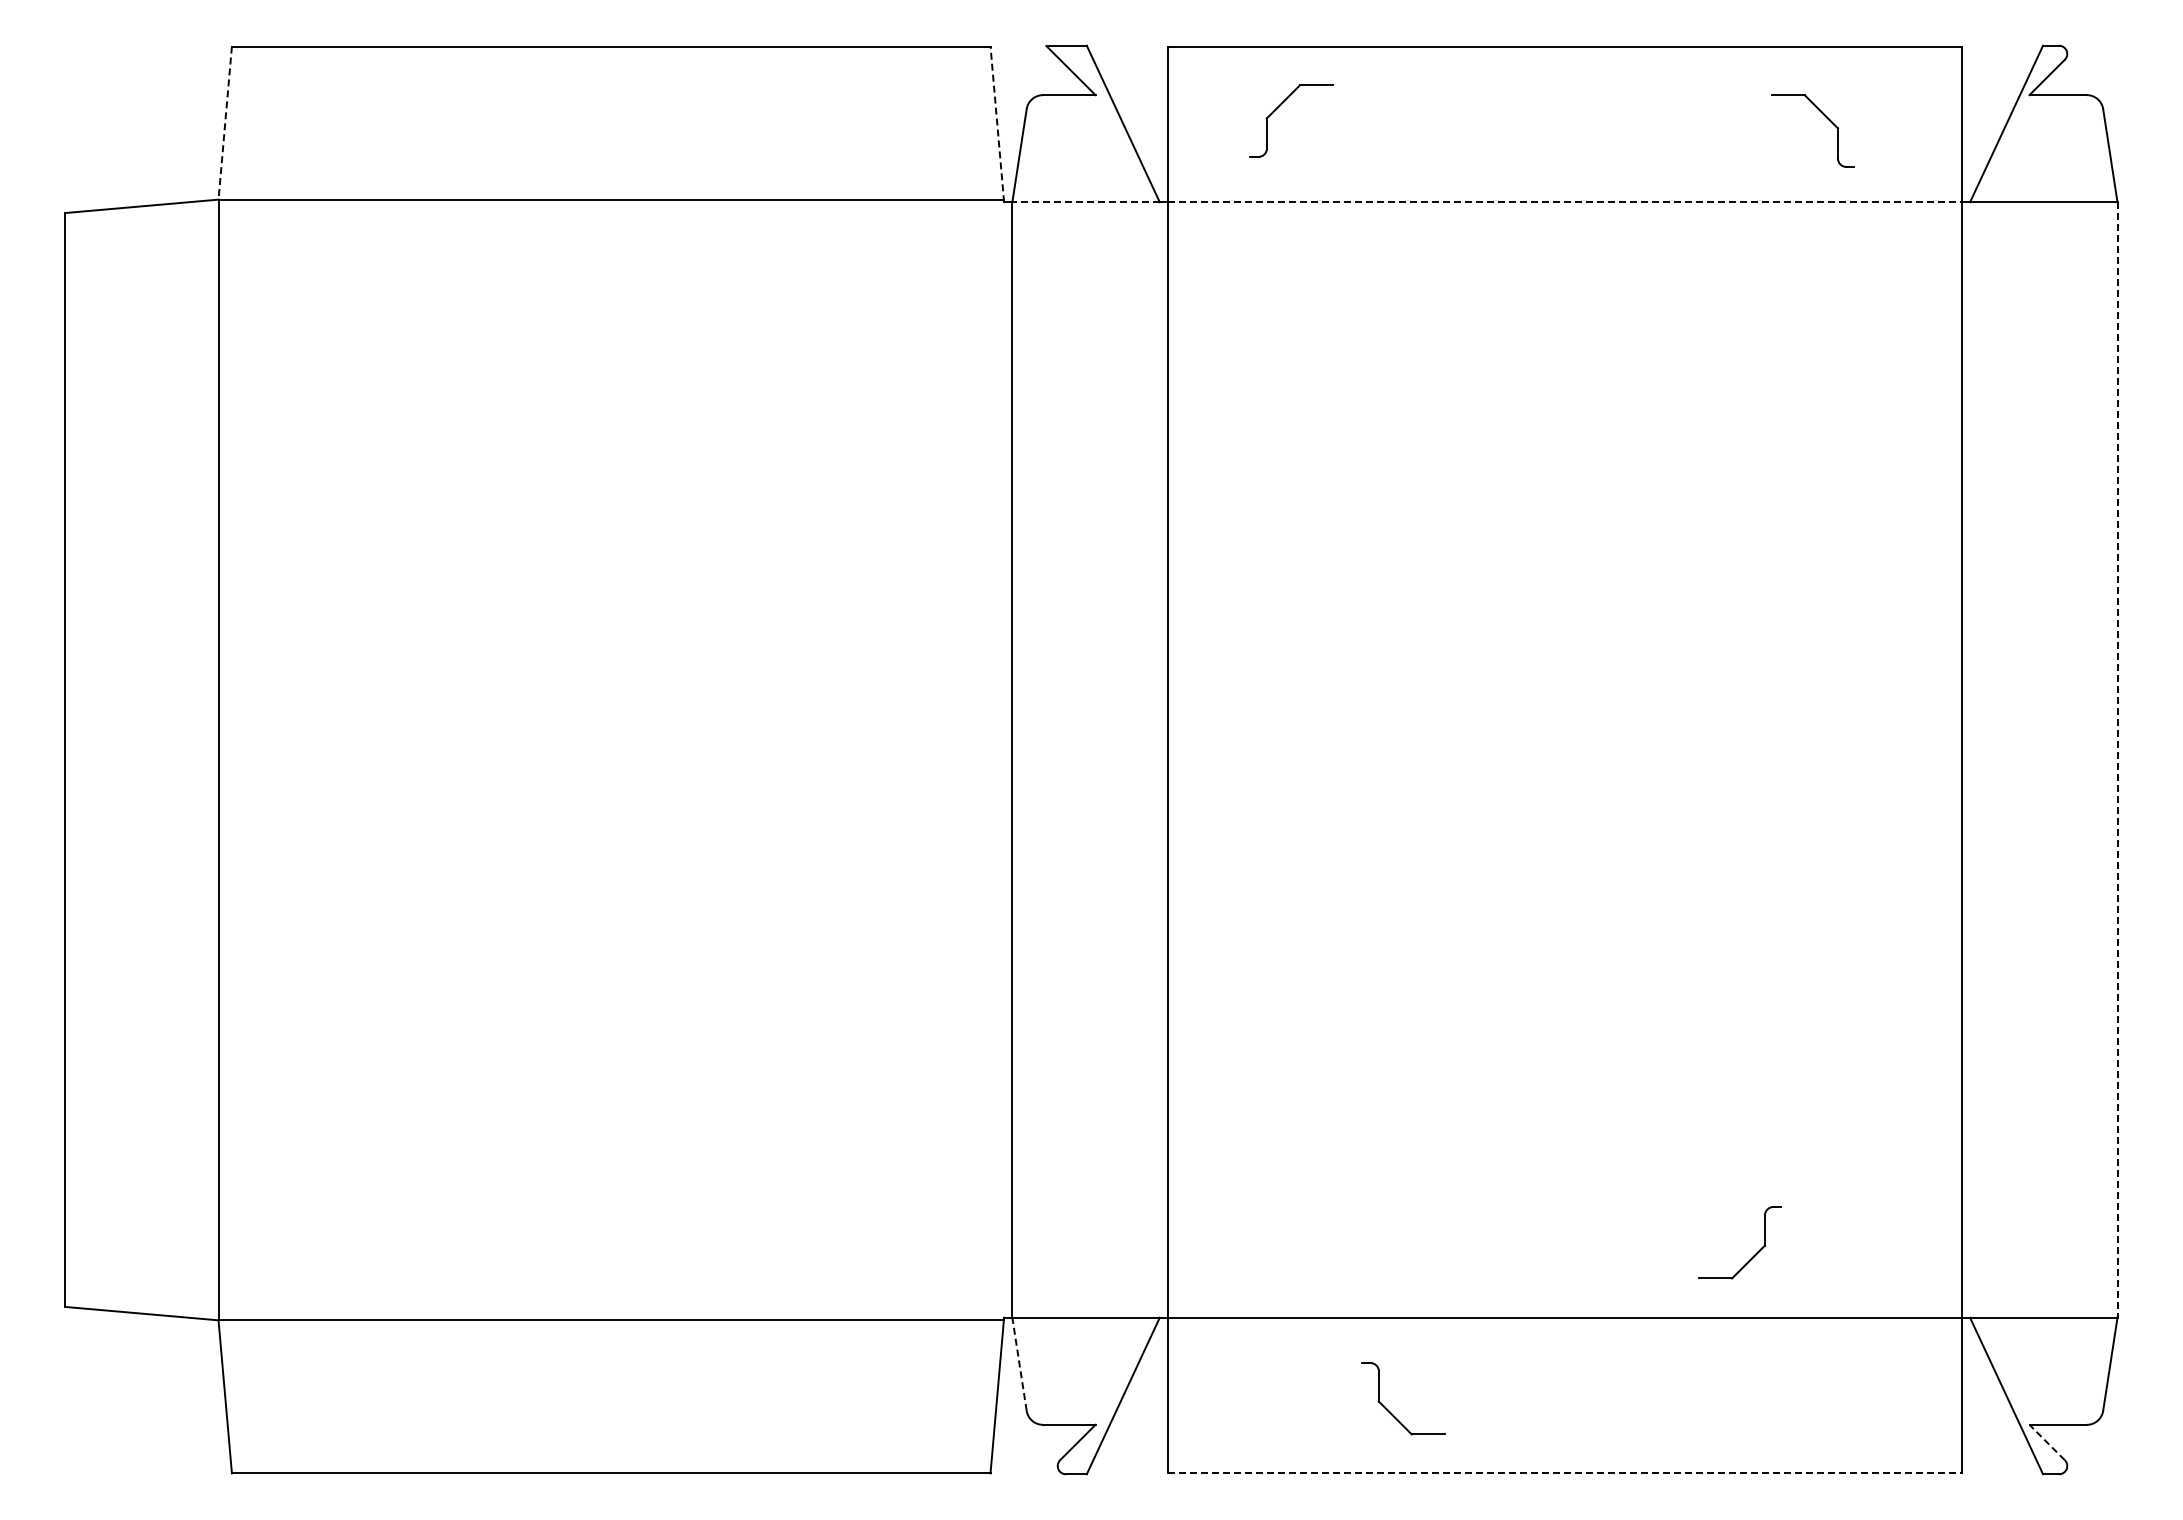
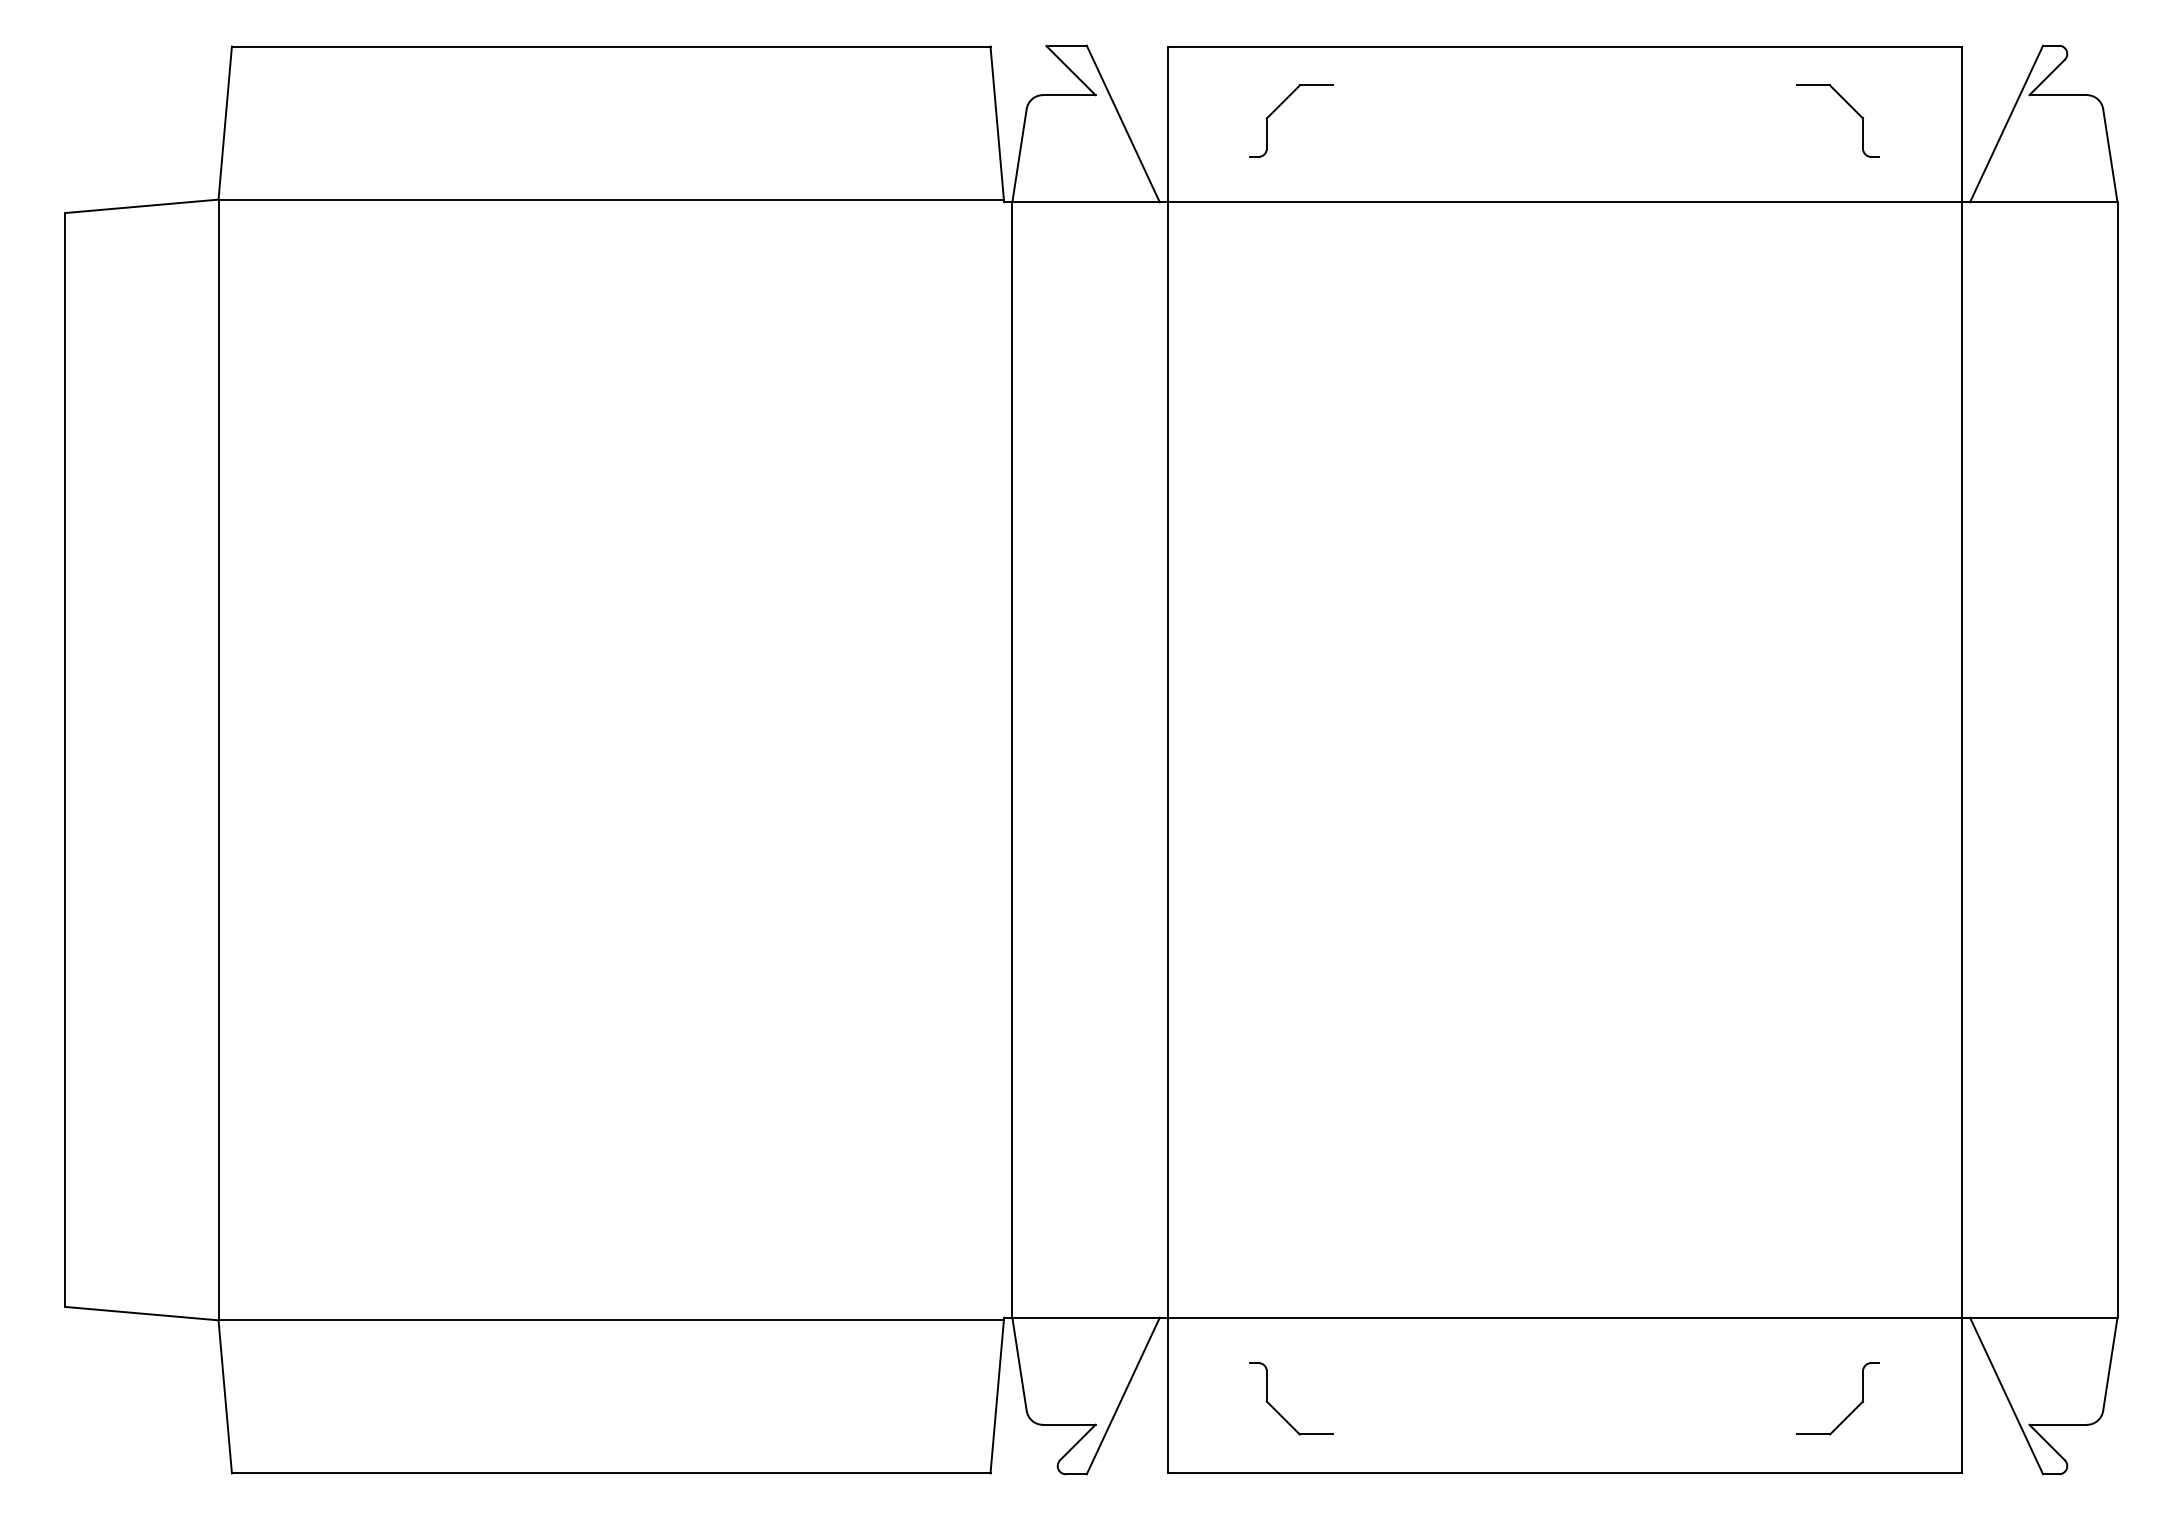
part position: (1825, 117) -> (1850, 107) (1850, 107)
line: dashed -> solid (225, 123)
line: dashed -> solid (997, 123)
line: dashed -> solid (1086, 202)
line: dashed -> solid (1564, 202)
line: dashed -> solid (2117, 759)
part position: (1753, 1255) -> (1851, 1411) (1851, 1411)
line: dashed -> solid (1019, 1363)
part position: (1390, 1411) -> (1278, 1411) (1278, 1411)
line: dashed -> solid (2047, 1442)
line: dashed -> solid (1564, 1473)
